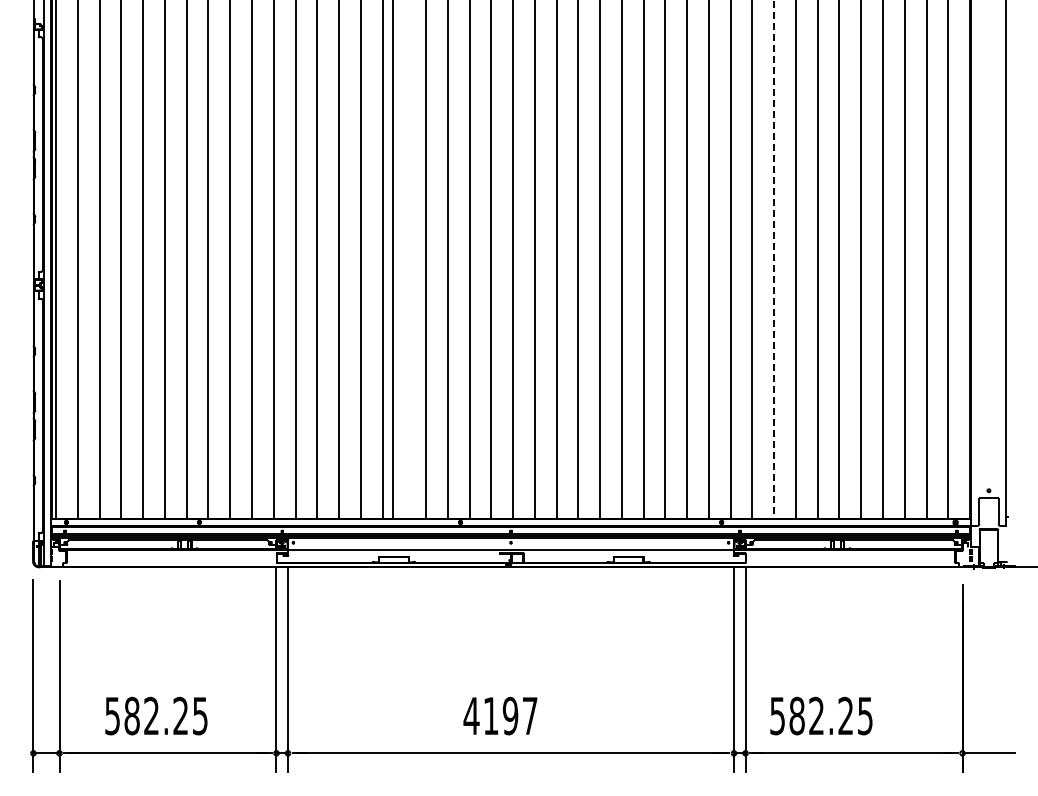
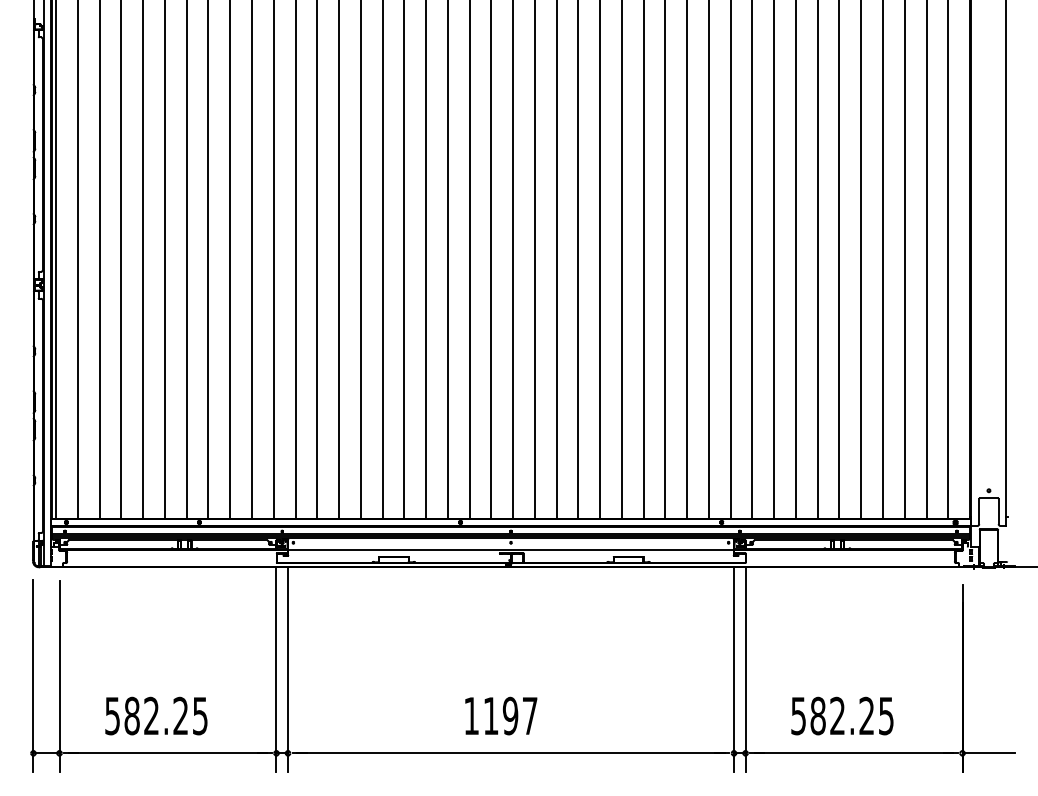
line: dashed -> solid (774, 259)
line position: (393, 260) -> (404, 260) (404, 260)
text: 4197 -> 1197 (471, 715)
text position: (821, 715) -> (842, 715) (842, 715)
